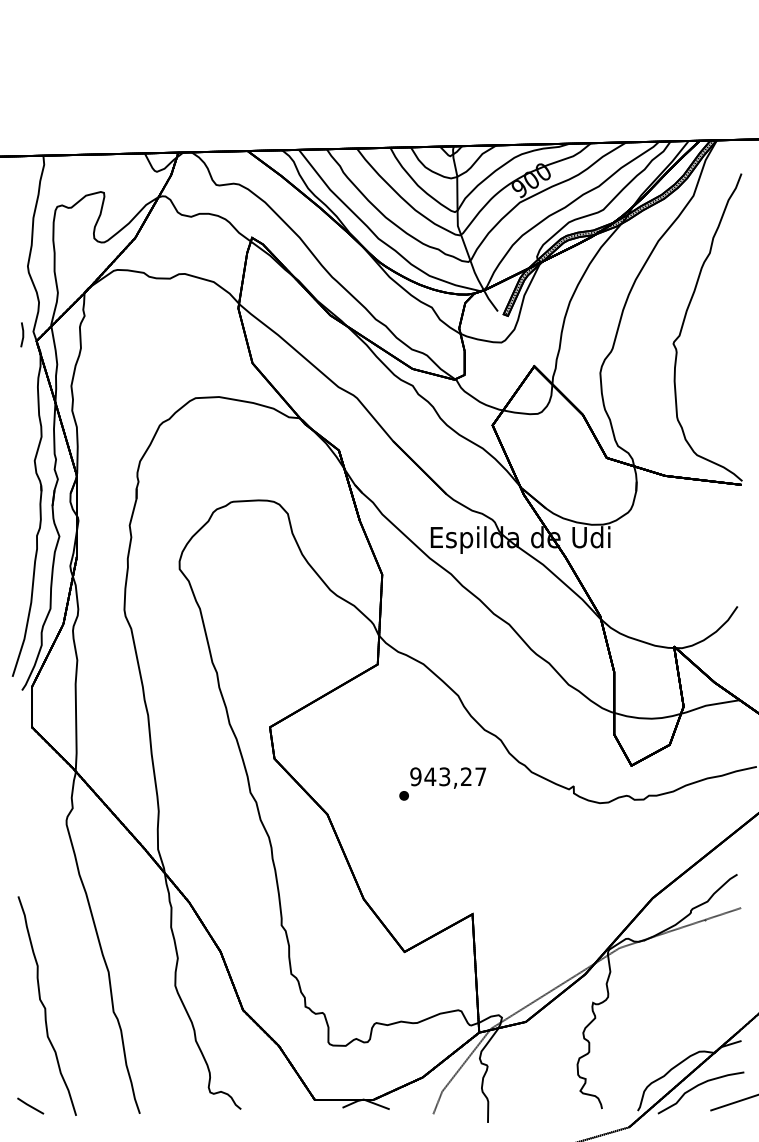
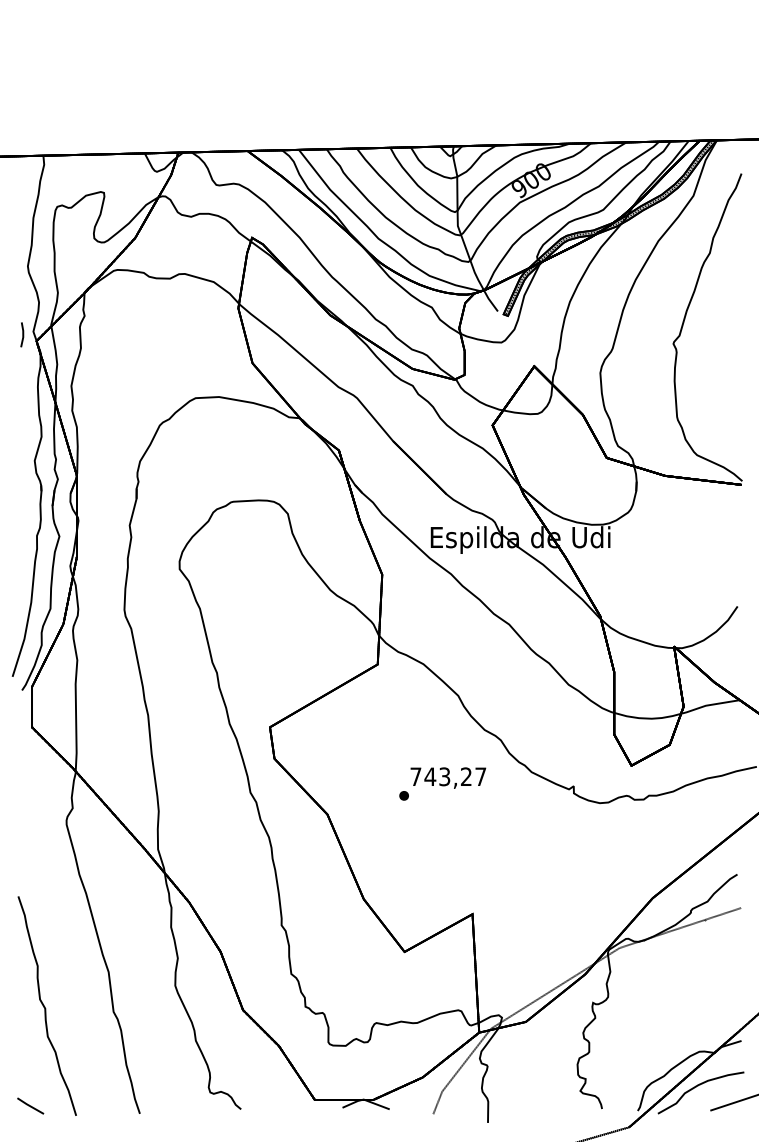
text: 943,27 -> 743,27 (415, 776)
